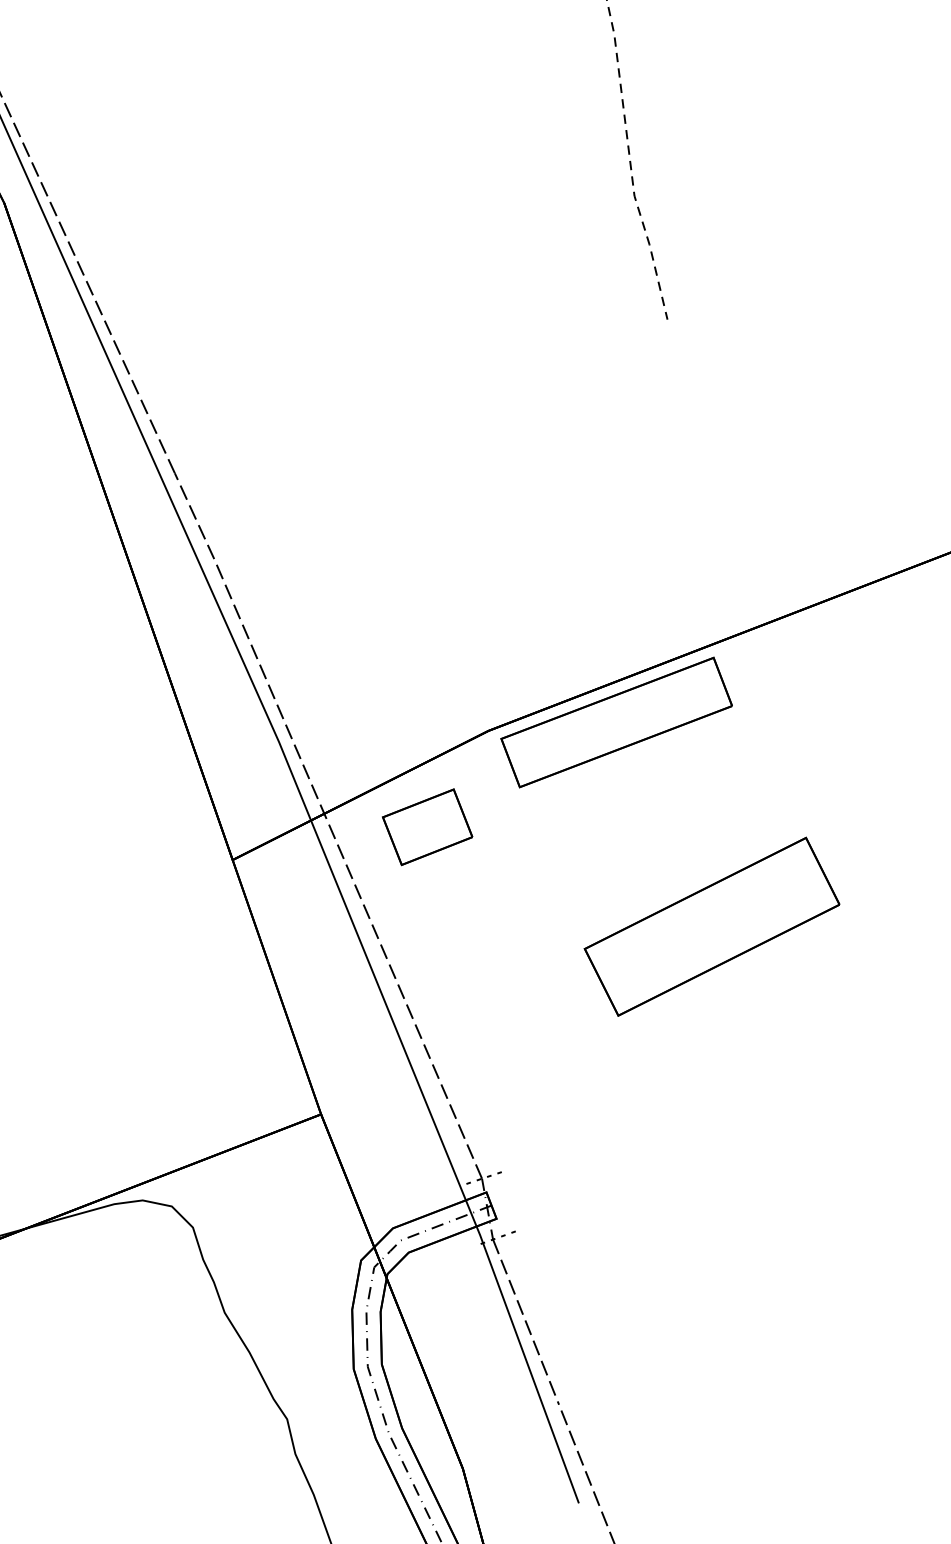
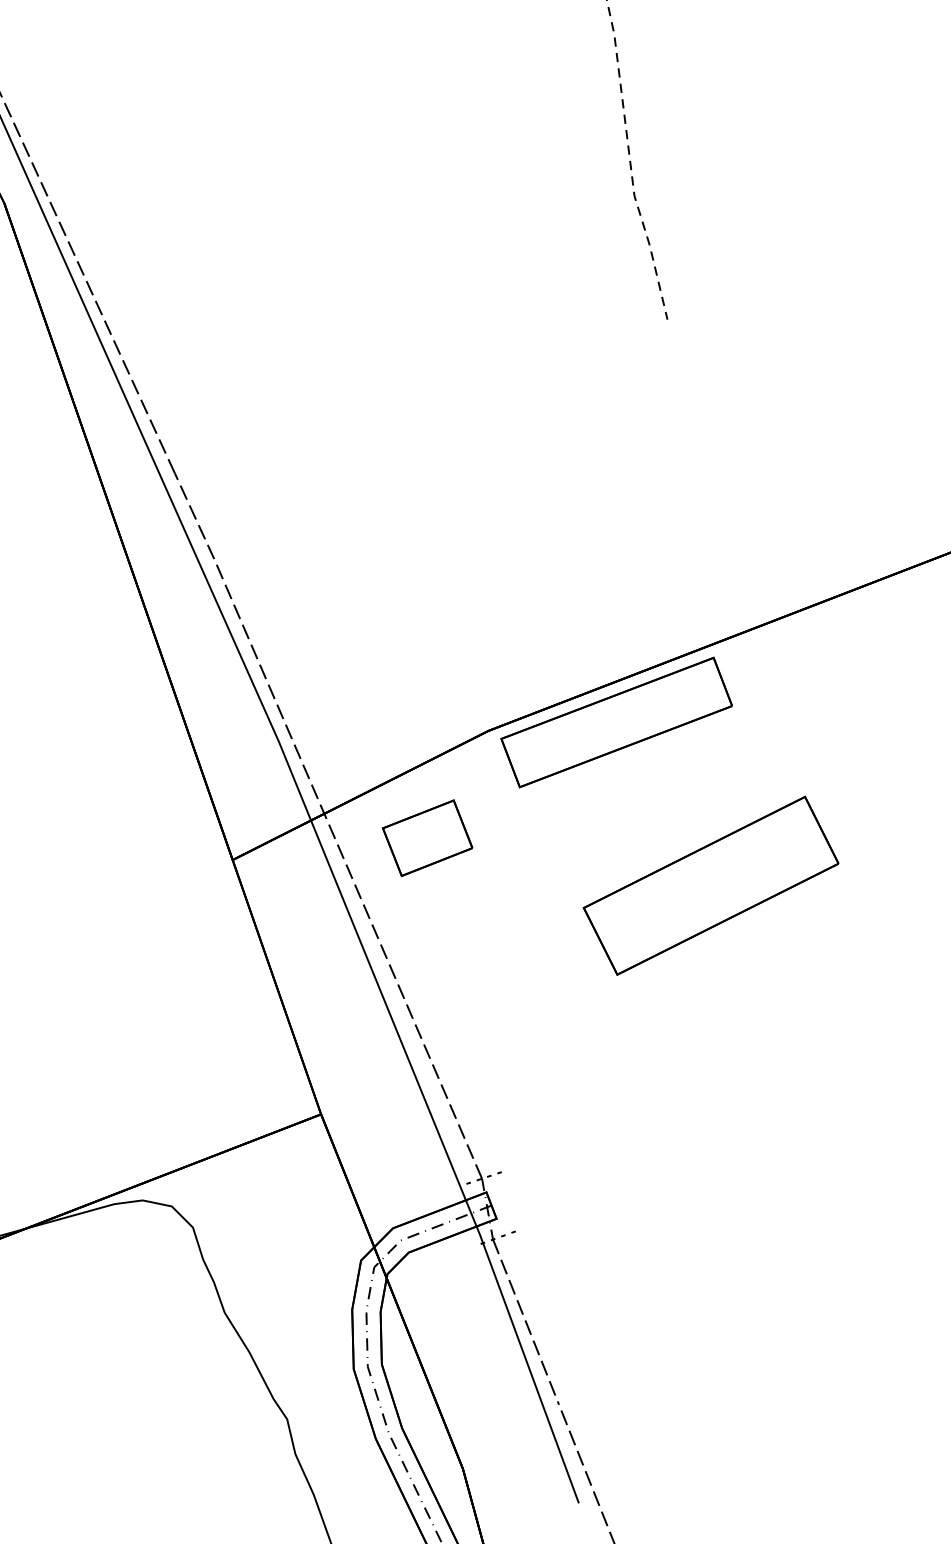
part position: (427, 827) -> (427, 838) (427, 838)
part position: (711, 926) -> (710, 885) (710, 885)
